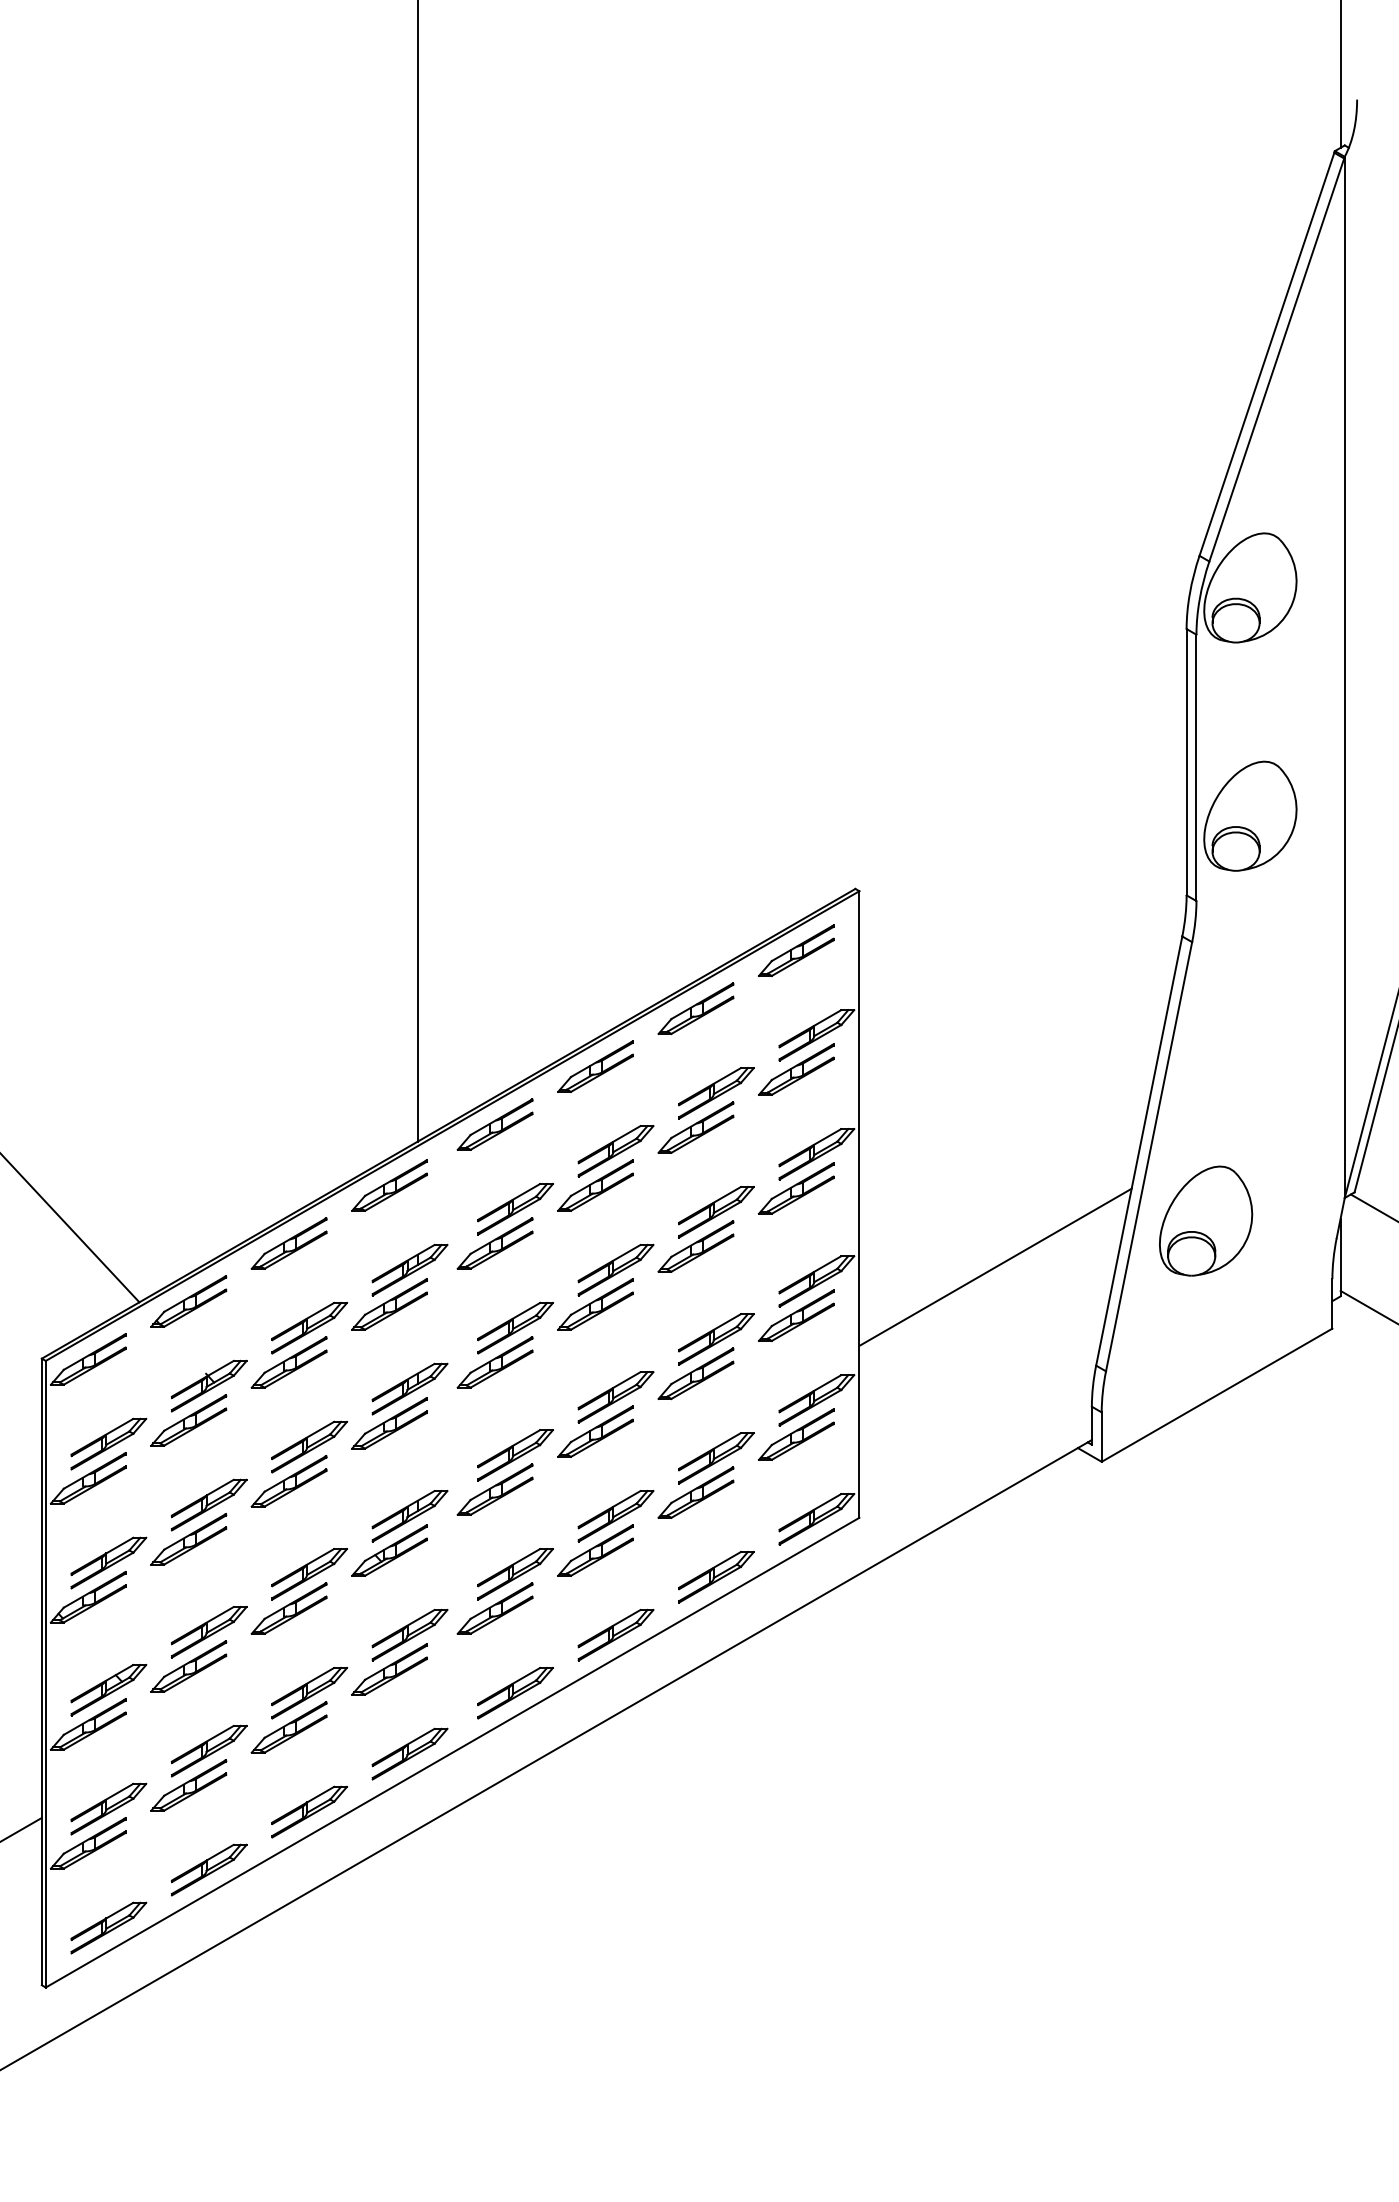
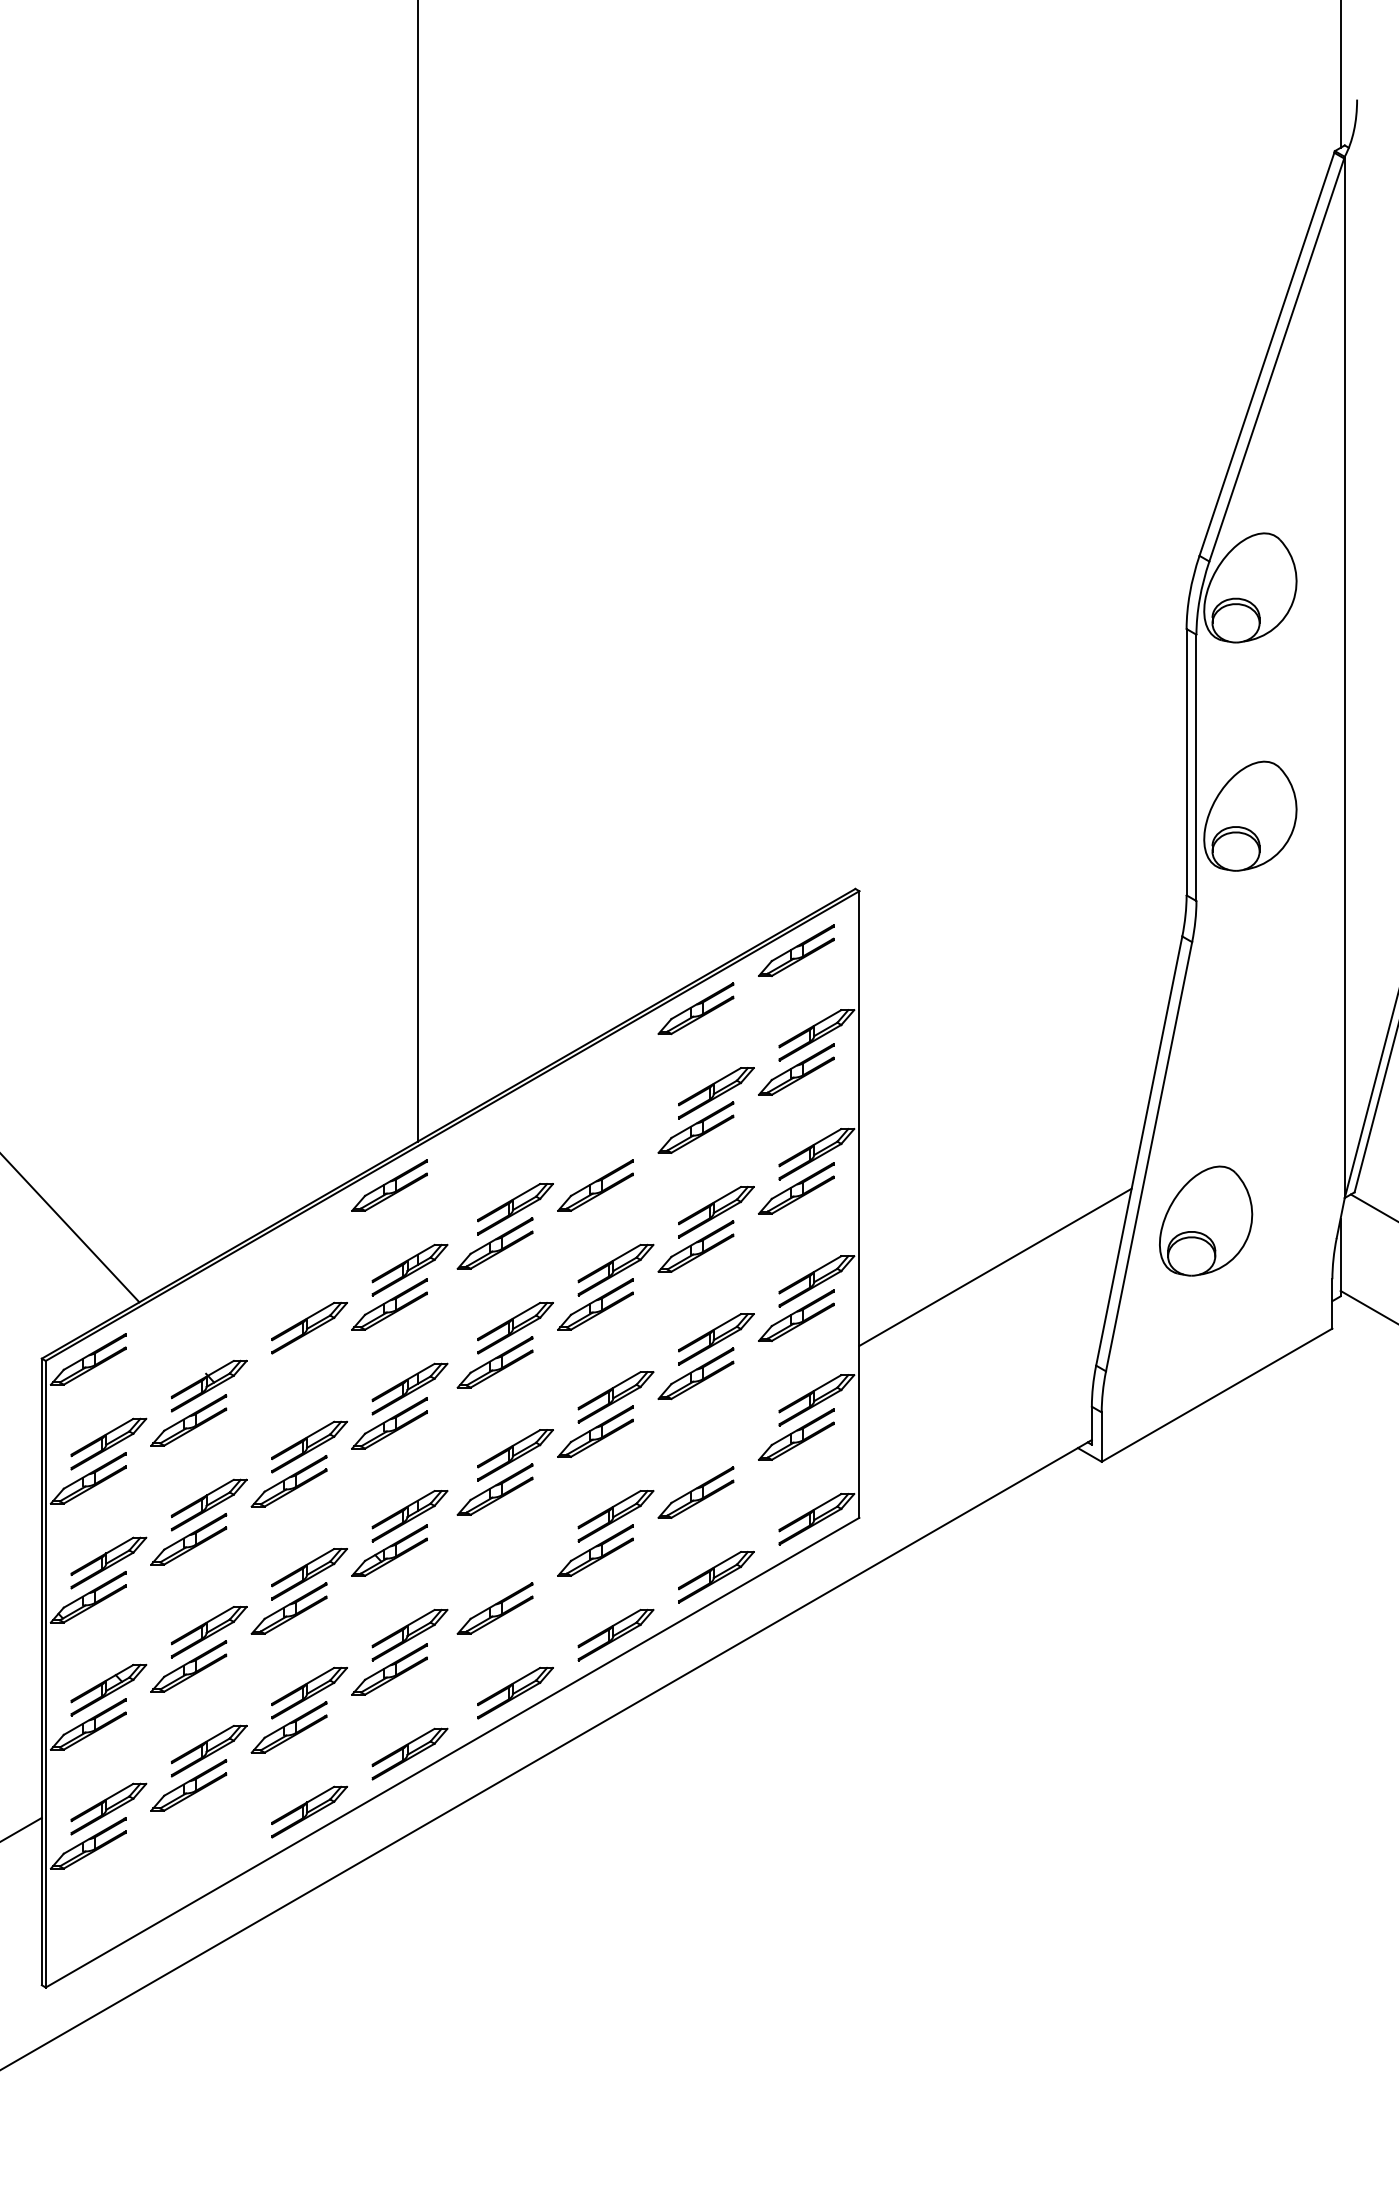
part: present -> none (595, 1066)
part: present -> none (494, 1124)
part: present -> none (615, 1151)
part: present -> none (288, 1243)
part: present -> none (188, 1301)
part: present -> none (288, 1362)
part: present -> none (716, 1458)
part: present -> none (515, 1574)
part: present -> none (208, 1869)
part: present -> none (108, 1927)
